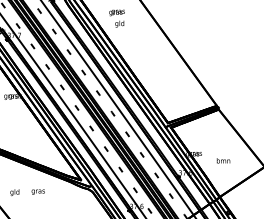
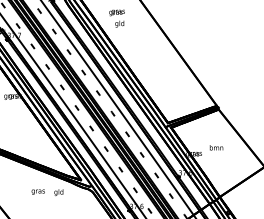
text position: (223, 160) -> (216, 147) (216, 147)
text position: (14, 192) -> (58, 192) (58, 192)
